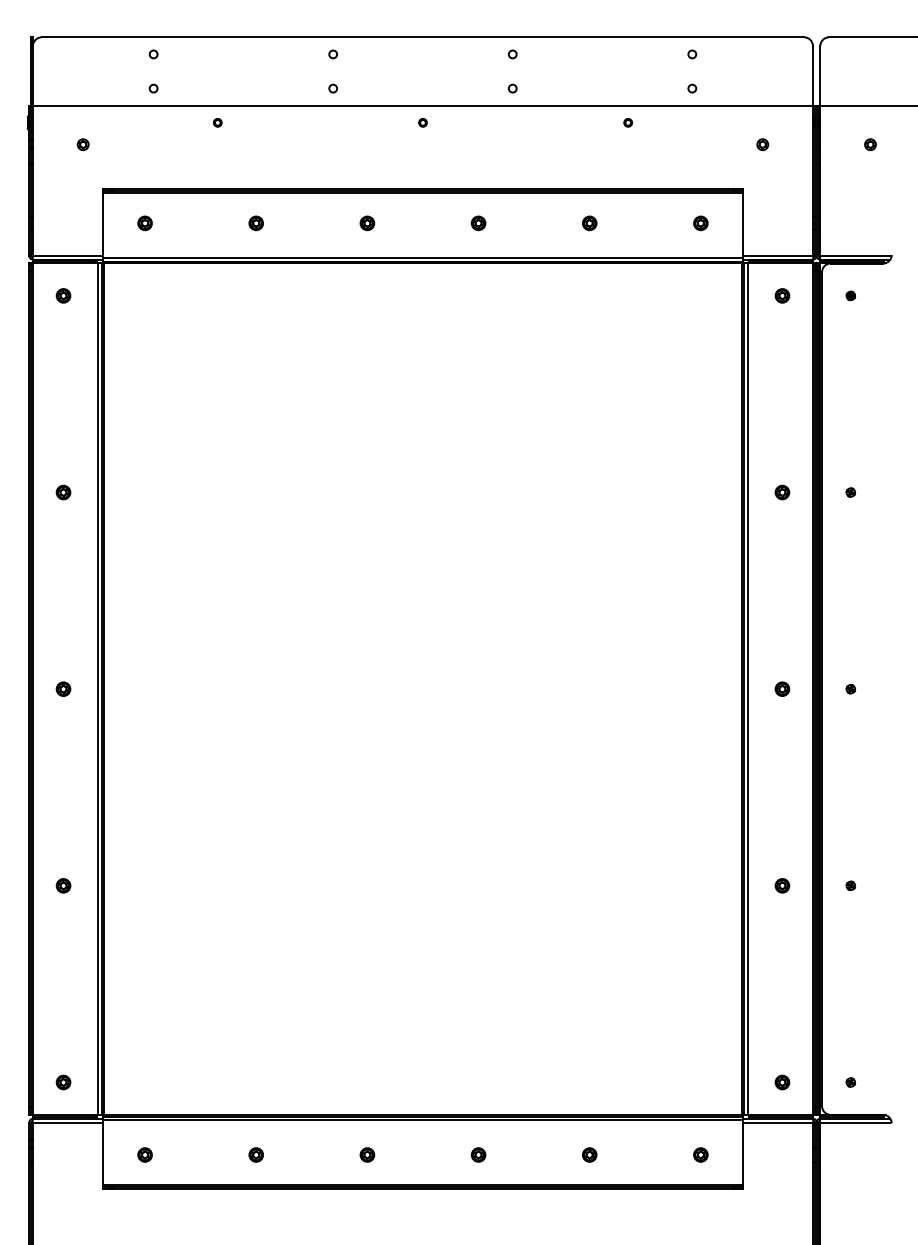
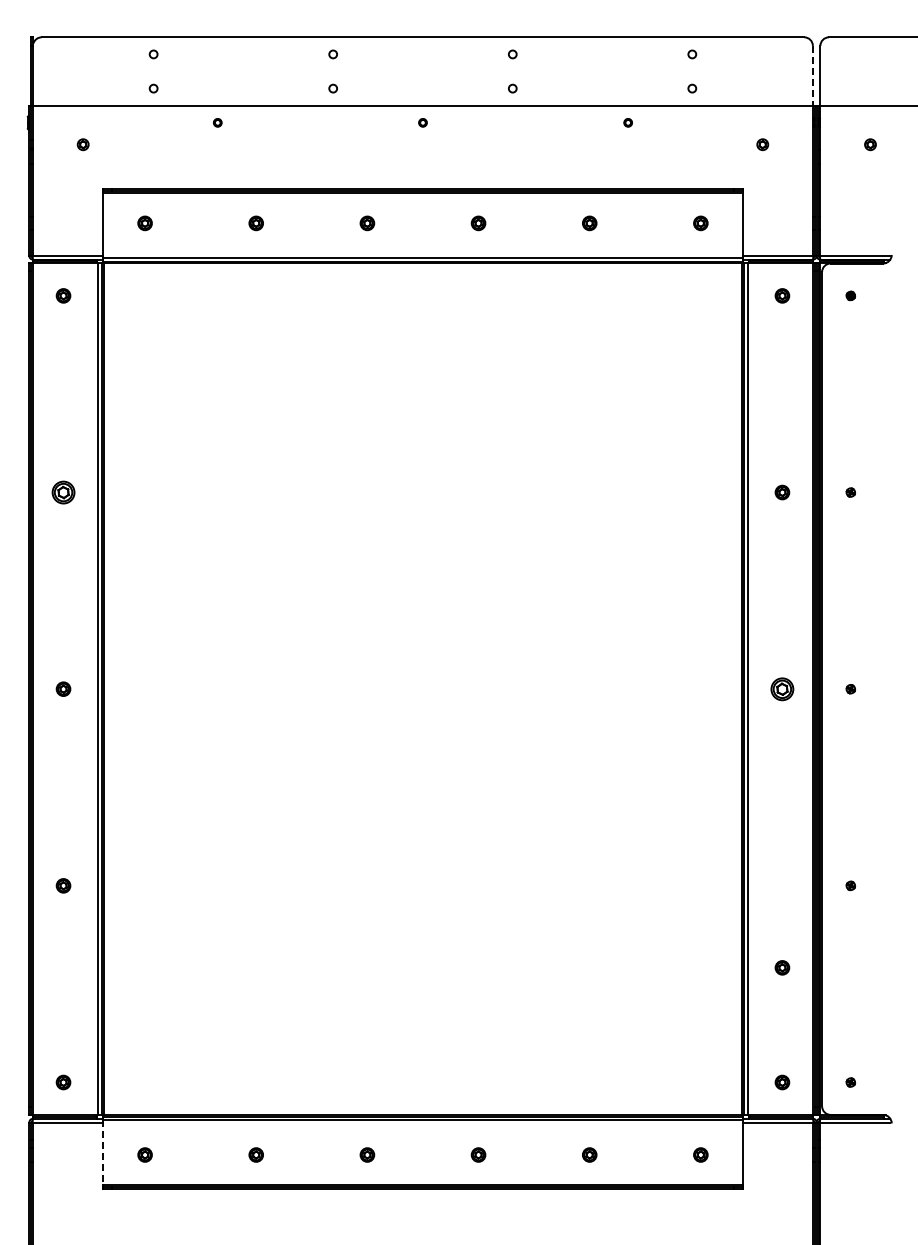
line: solid -> dashed (812, 75)
part size: 17x17 px -> 25x25 px (63, 492)
part size: 17x16 px -> 25x25 px (782, 689)
part position: (782, 885) -> (782, 967) (782, 967)
line: solid -> dashed (103, 1153)
